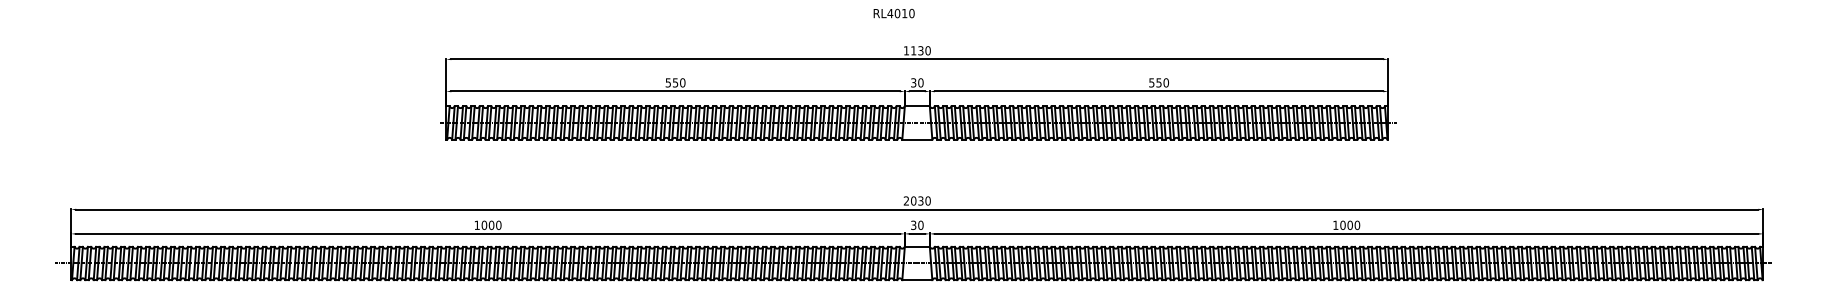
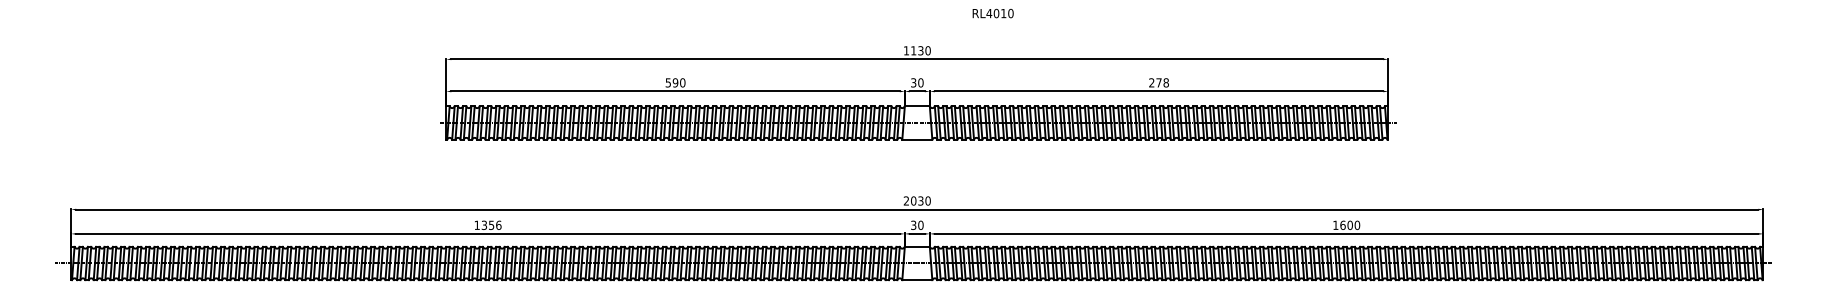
text position: (893, 13) -> (992, 13) (992, 13)
text: 550 -> 590 (675, 82)
text: 550 -> 278 (1158, 82)
text: 1000 -> 1356 (491, 224)
text: 1000 -> 1600 (1342, 224)
